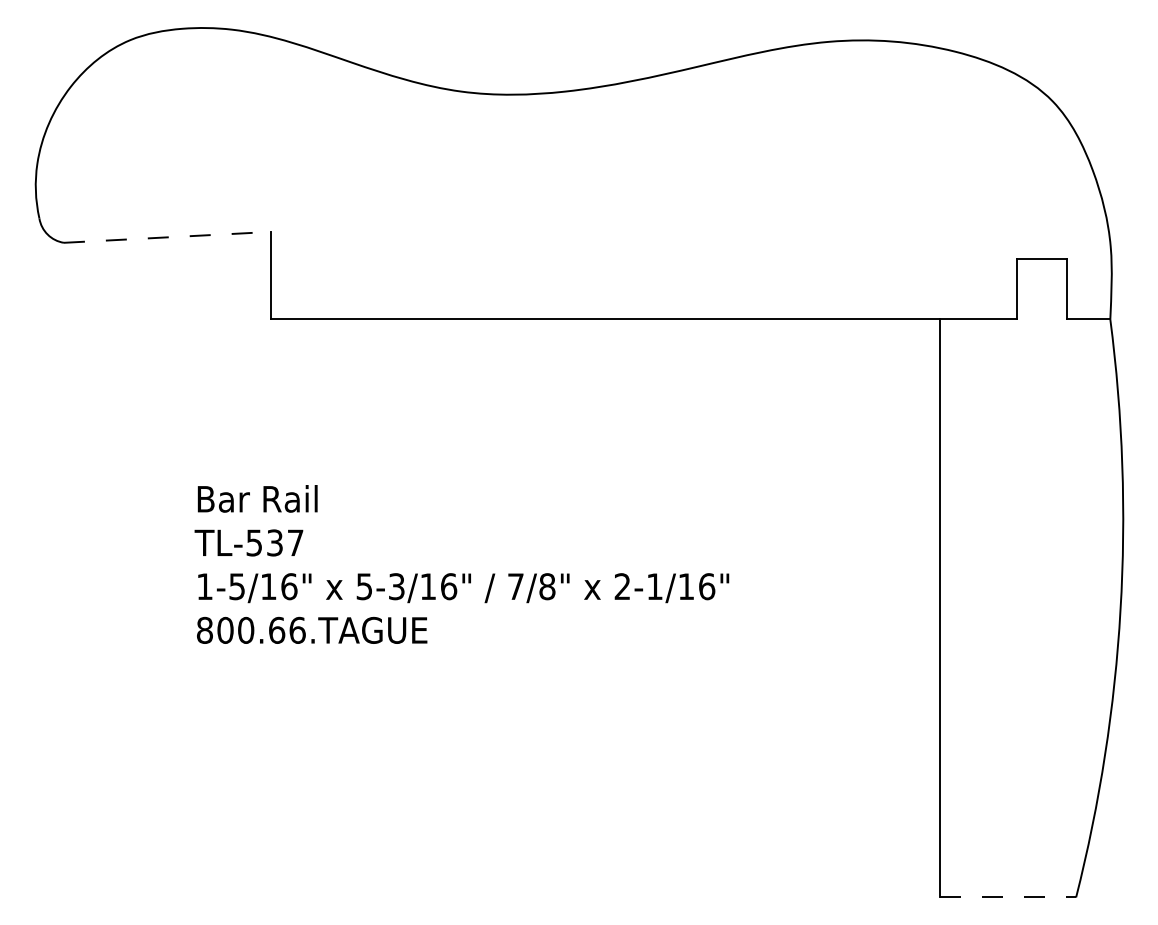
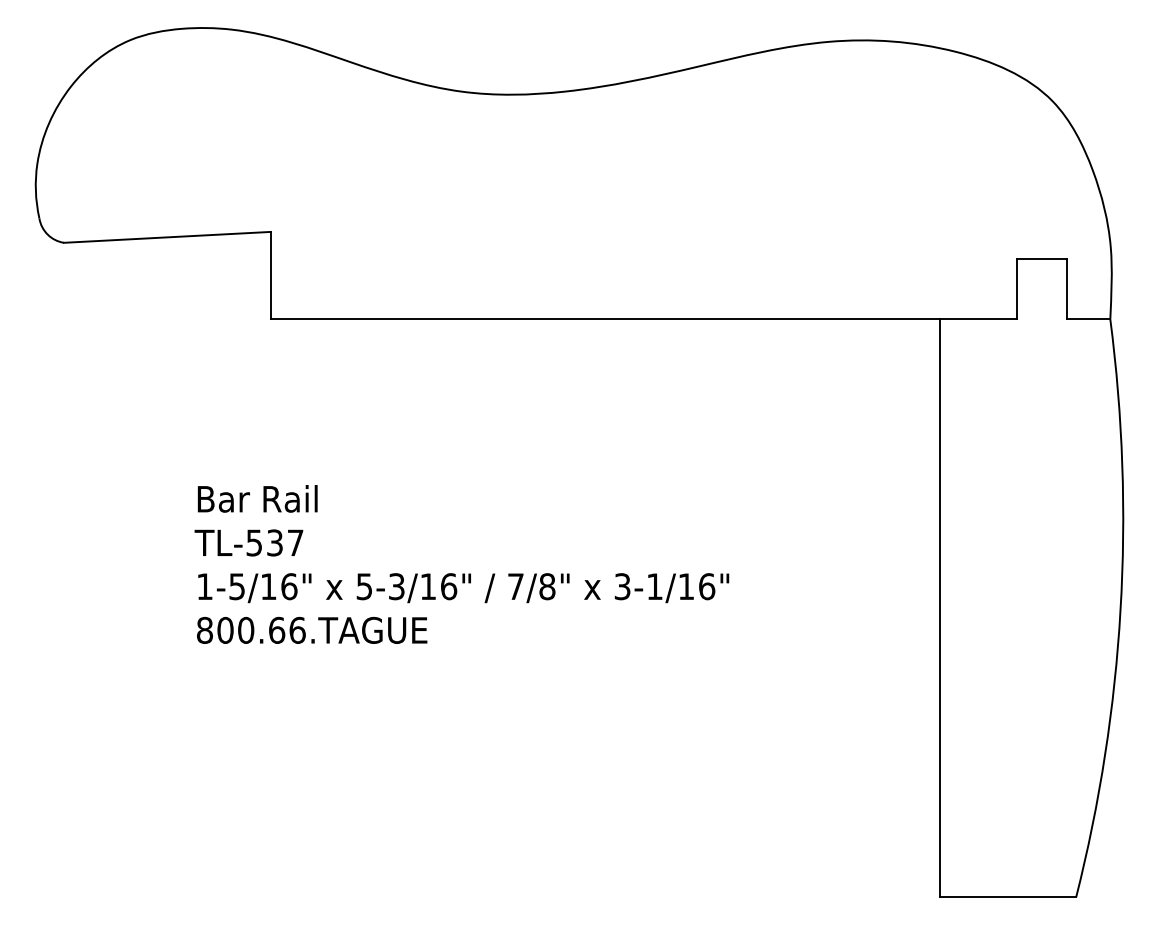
line: dashed -> solid (167, 237)
text: 2-1/16" -> 3-1/16" (622, 586)
line: dashed -> solid (1008, 897)
